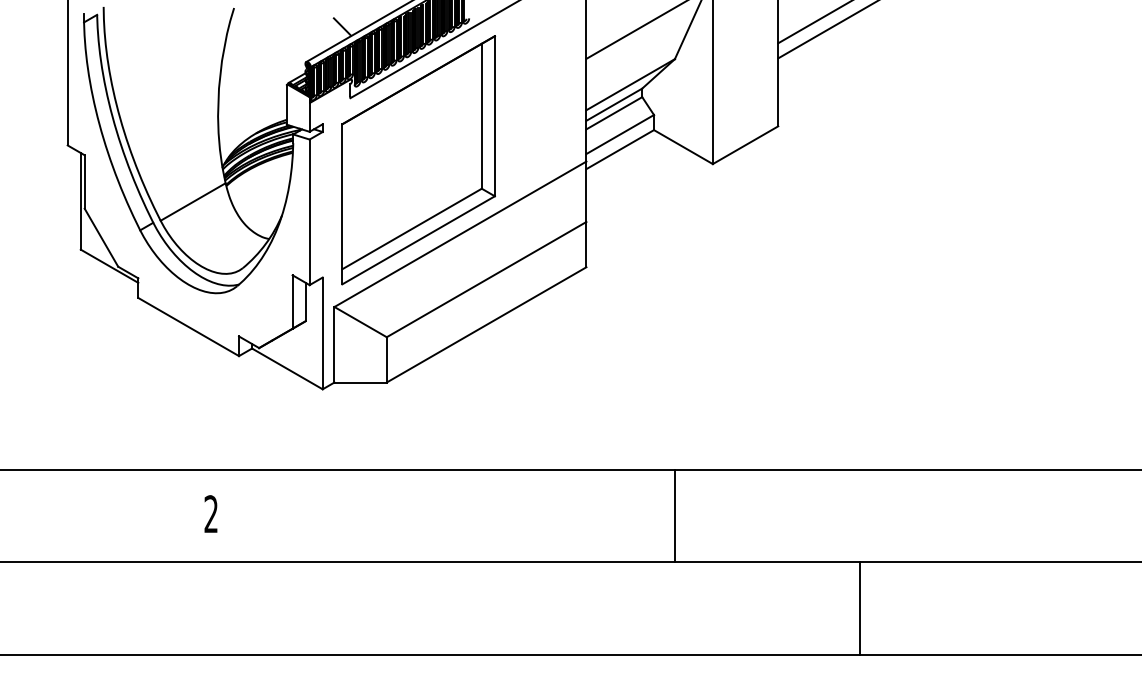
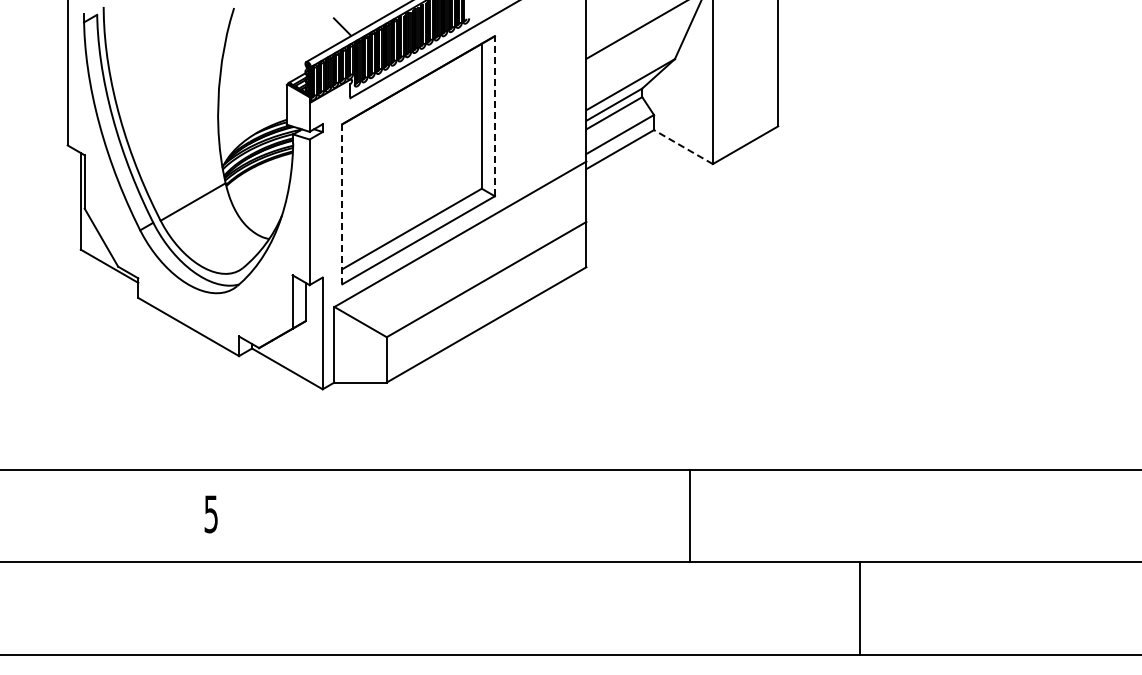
line: present -> none (813, 22)
line: present -> none (826, 30)
line: solid -> dashed (494, 115)
line: solid -> dashed (683, 147)
line: solid -> dashed (342, 204)
text: 2 -> 5 (210, 514)
line position: (674, 515) -> (689, 515) (689, 515)
